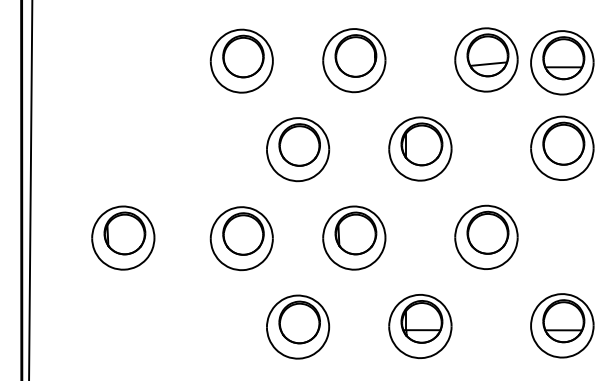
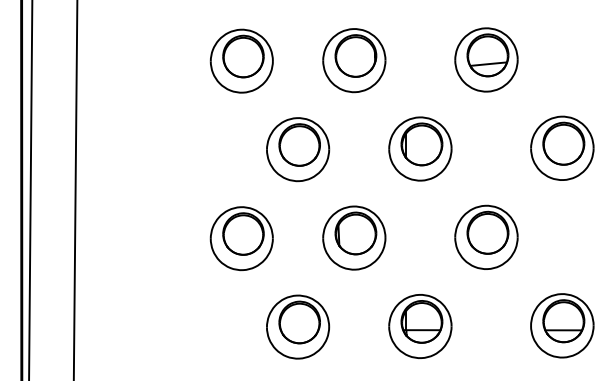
part: present -> none (562, 62)
line: none -> present (75, 189)
part: present -> none (123, 237)
